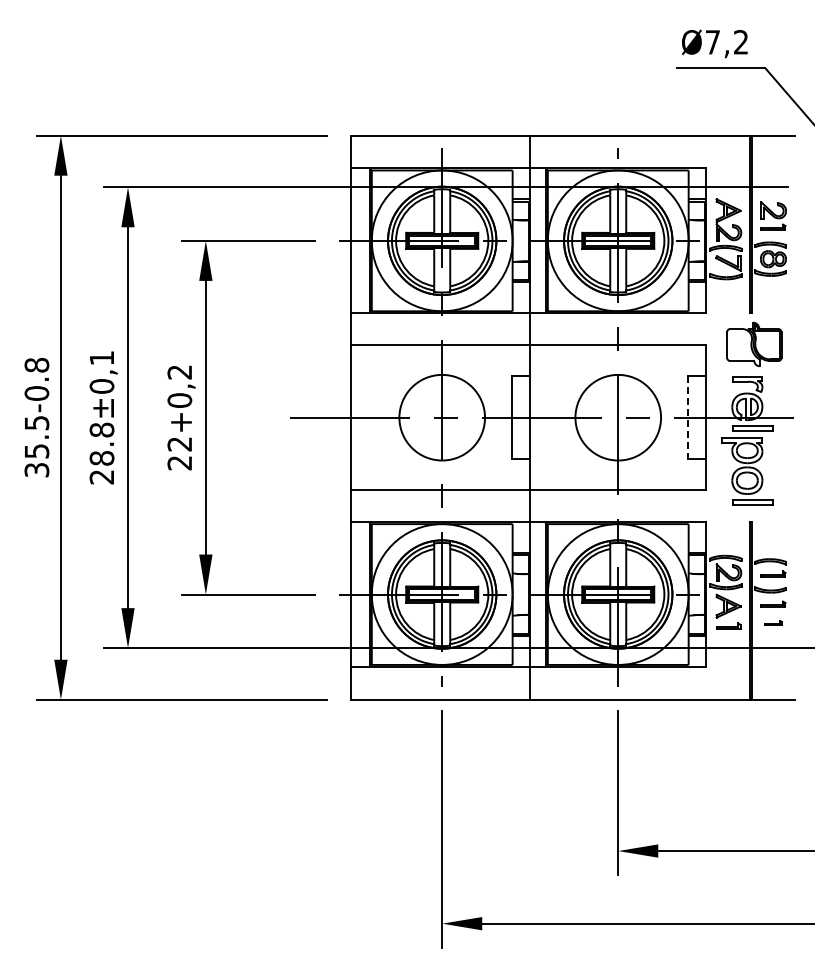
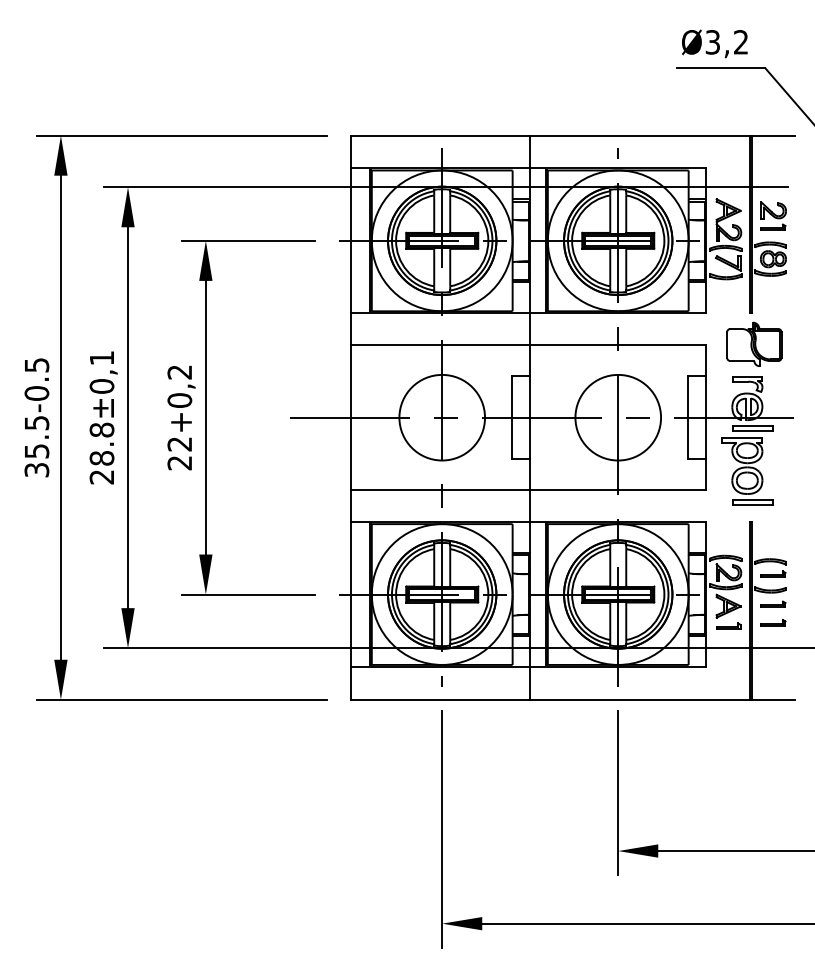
text: Ø7,2 -> Ø3,2 (712, 42)
text: 35.5-0.8 -> 35.5-0.5 (36, 364)
line: dashed -> solid (687, 417)
part size: 19x6 px -> 27x8 px (773, 622)
